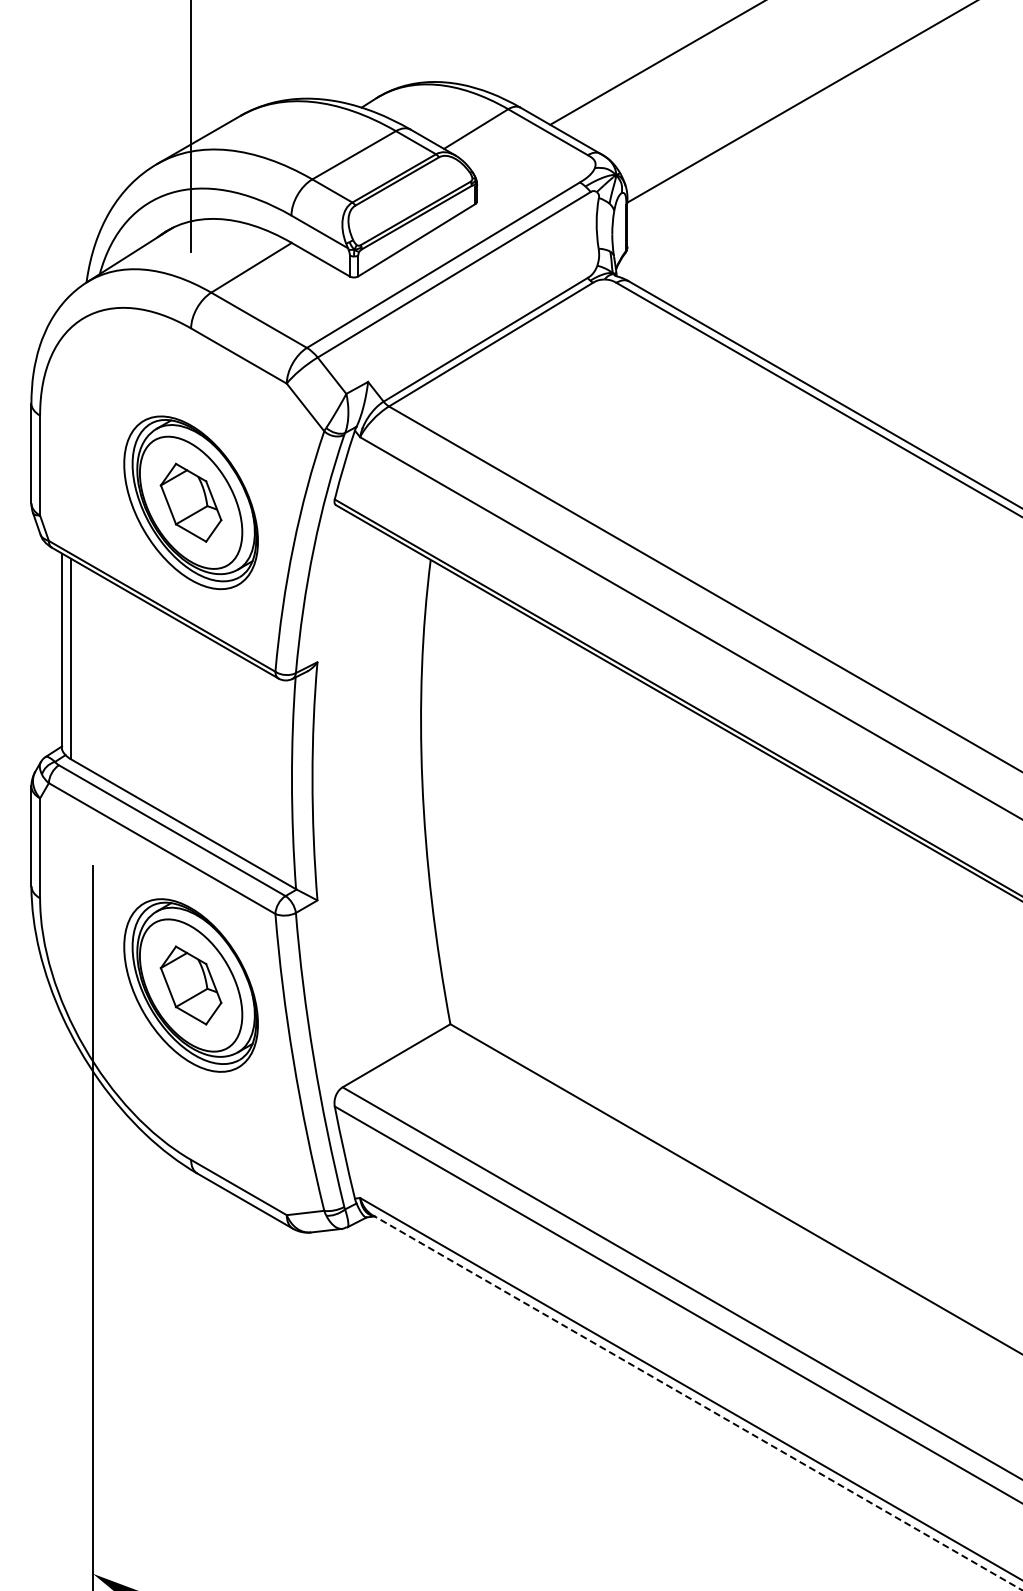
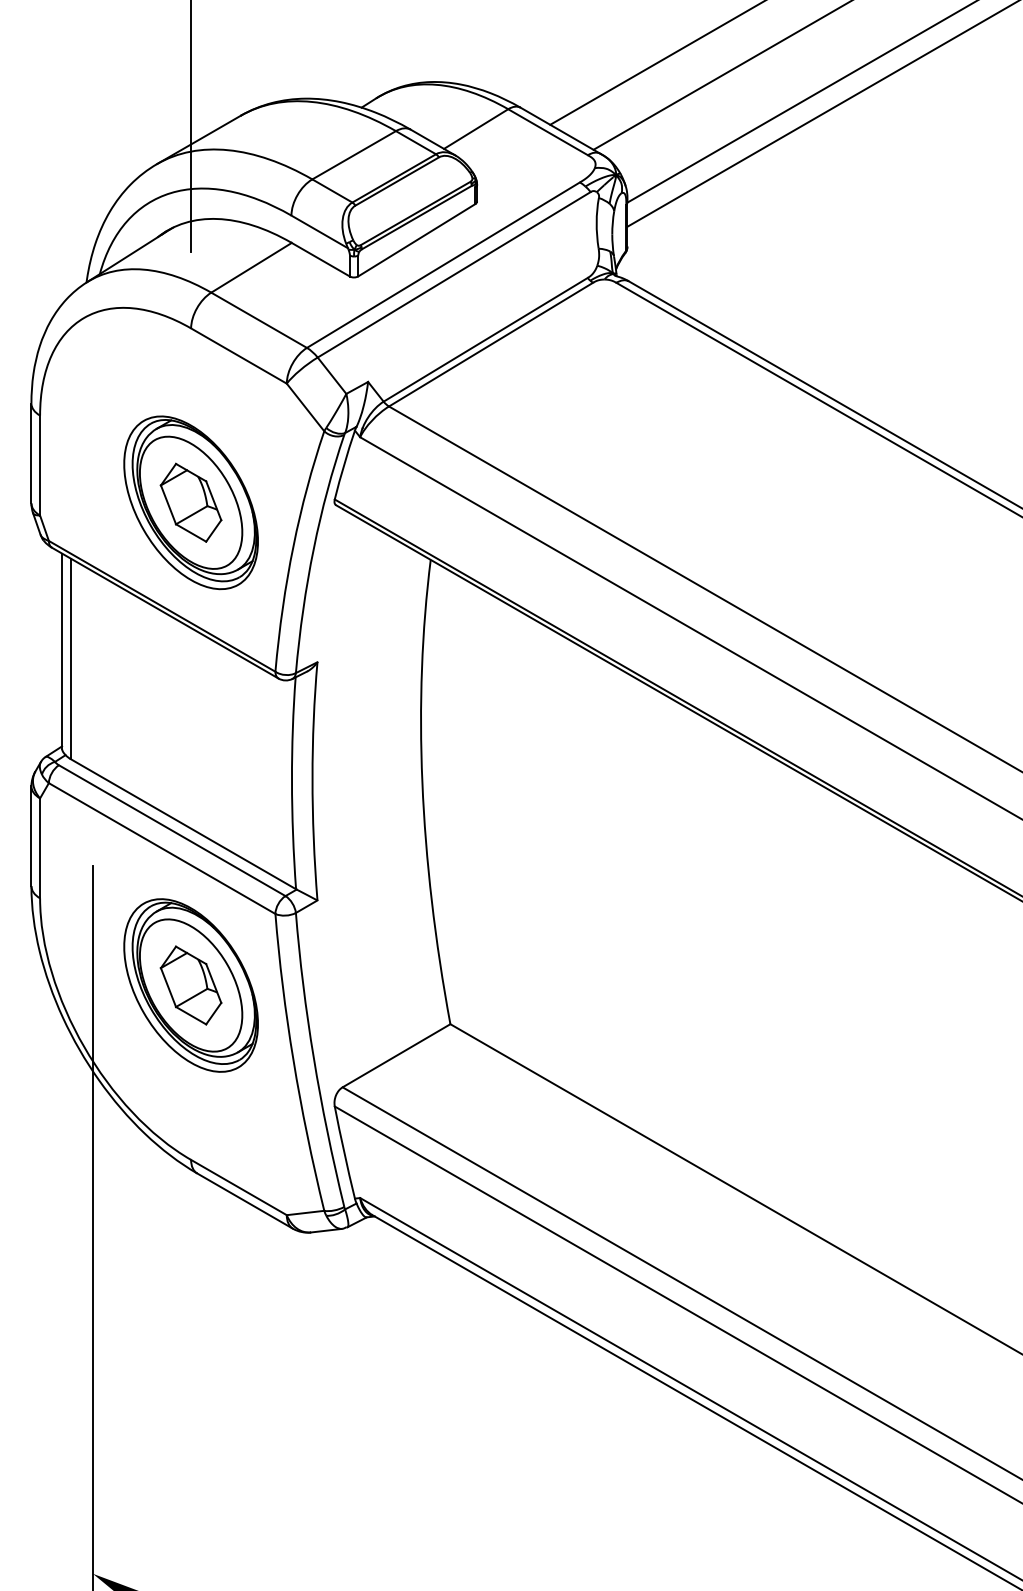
line: none -> present (721, 75)
line: none -> present (821, 114)
line: dashed -> solid (697, 1402)
